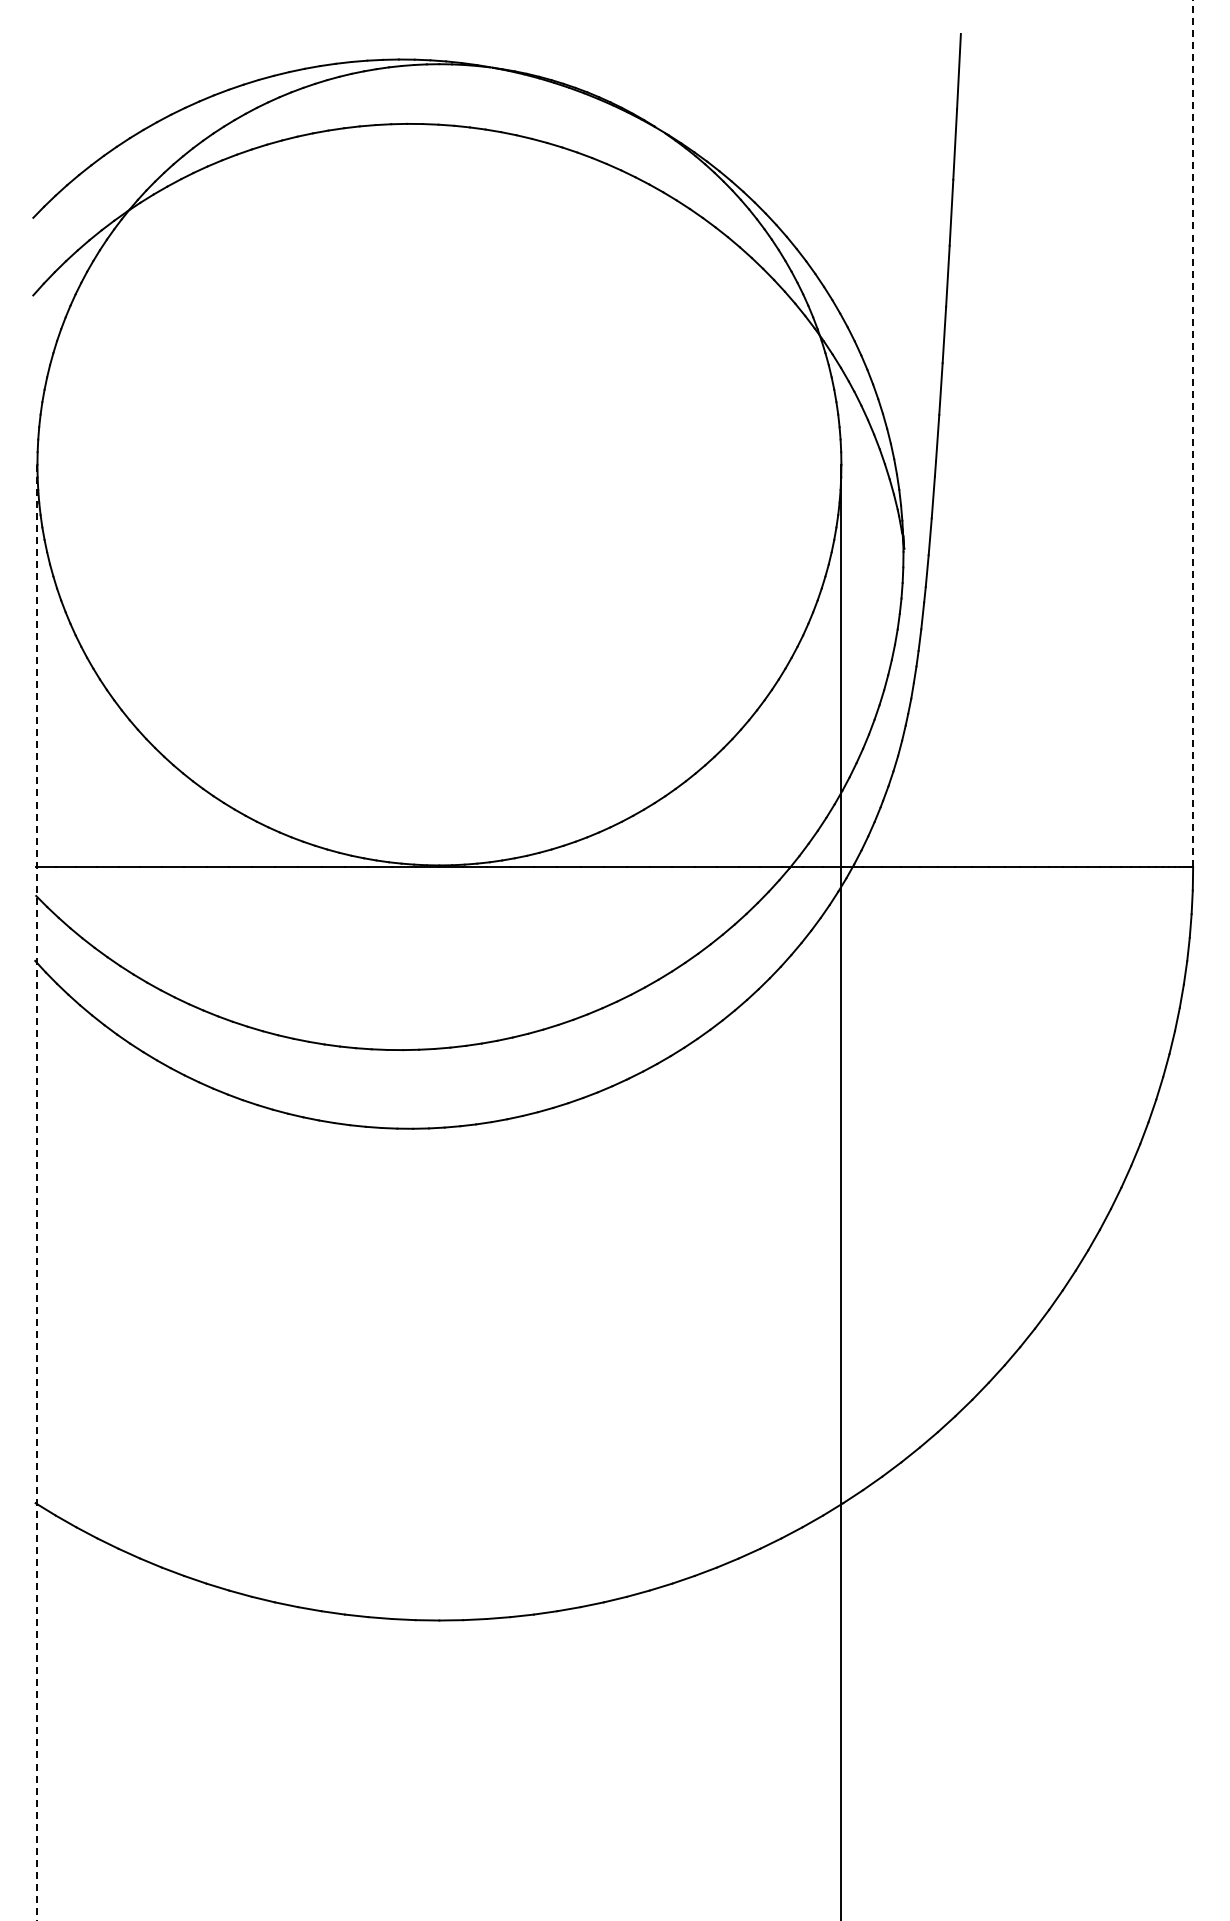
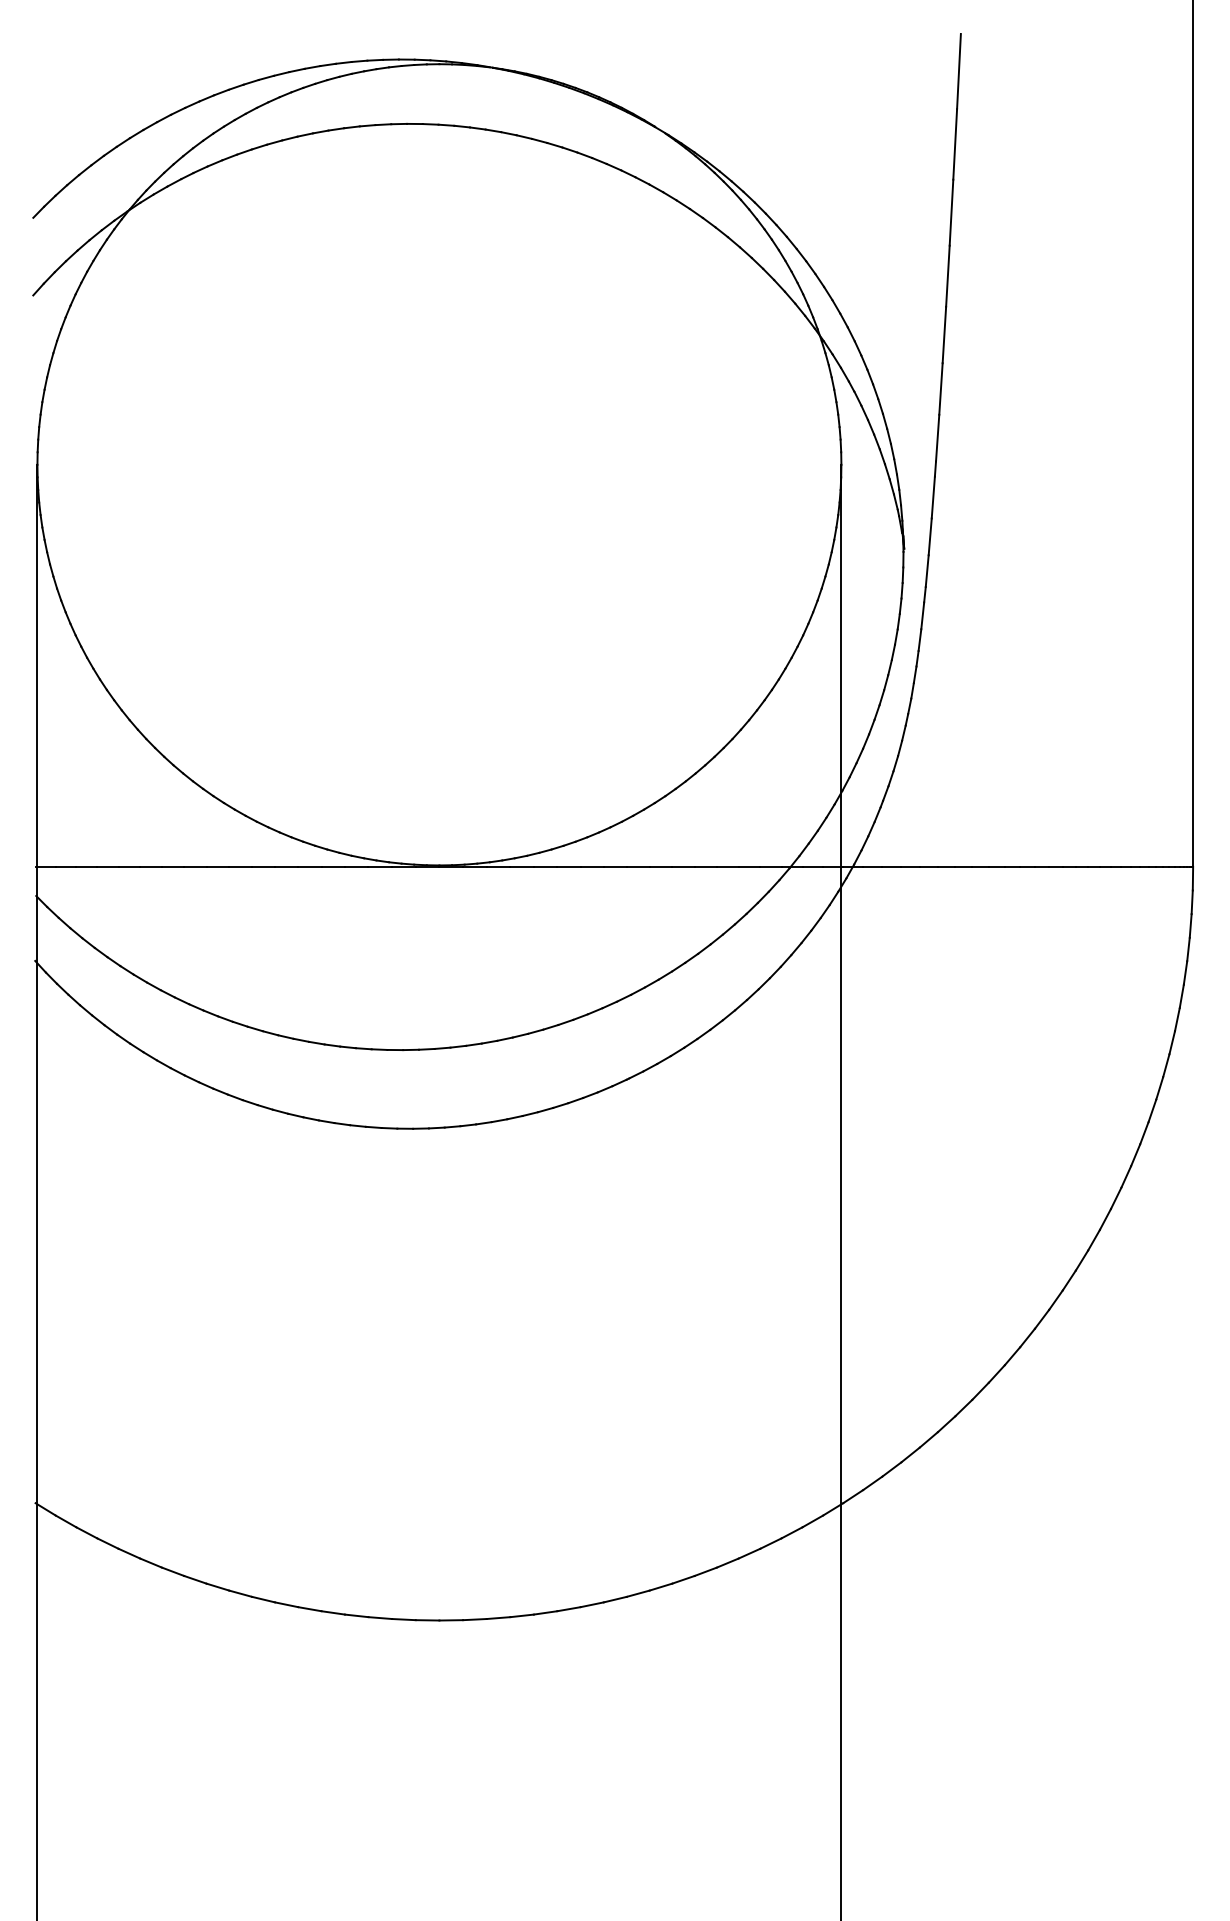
line: dashed -> solid (1193, 433)
line: dashed -> solid (37, 1192)
